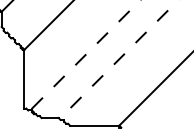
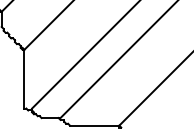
line: dashed -> solid (86, 54)
line: dashed -> solid (119, 59)
